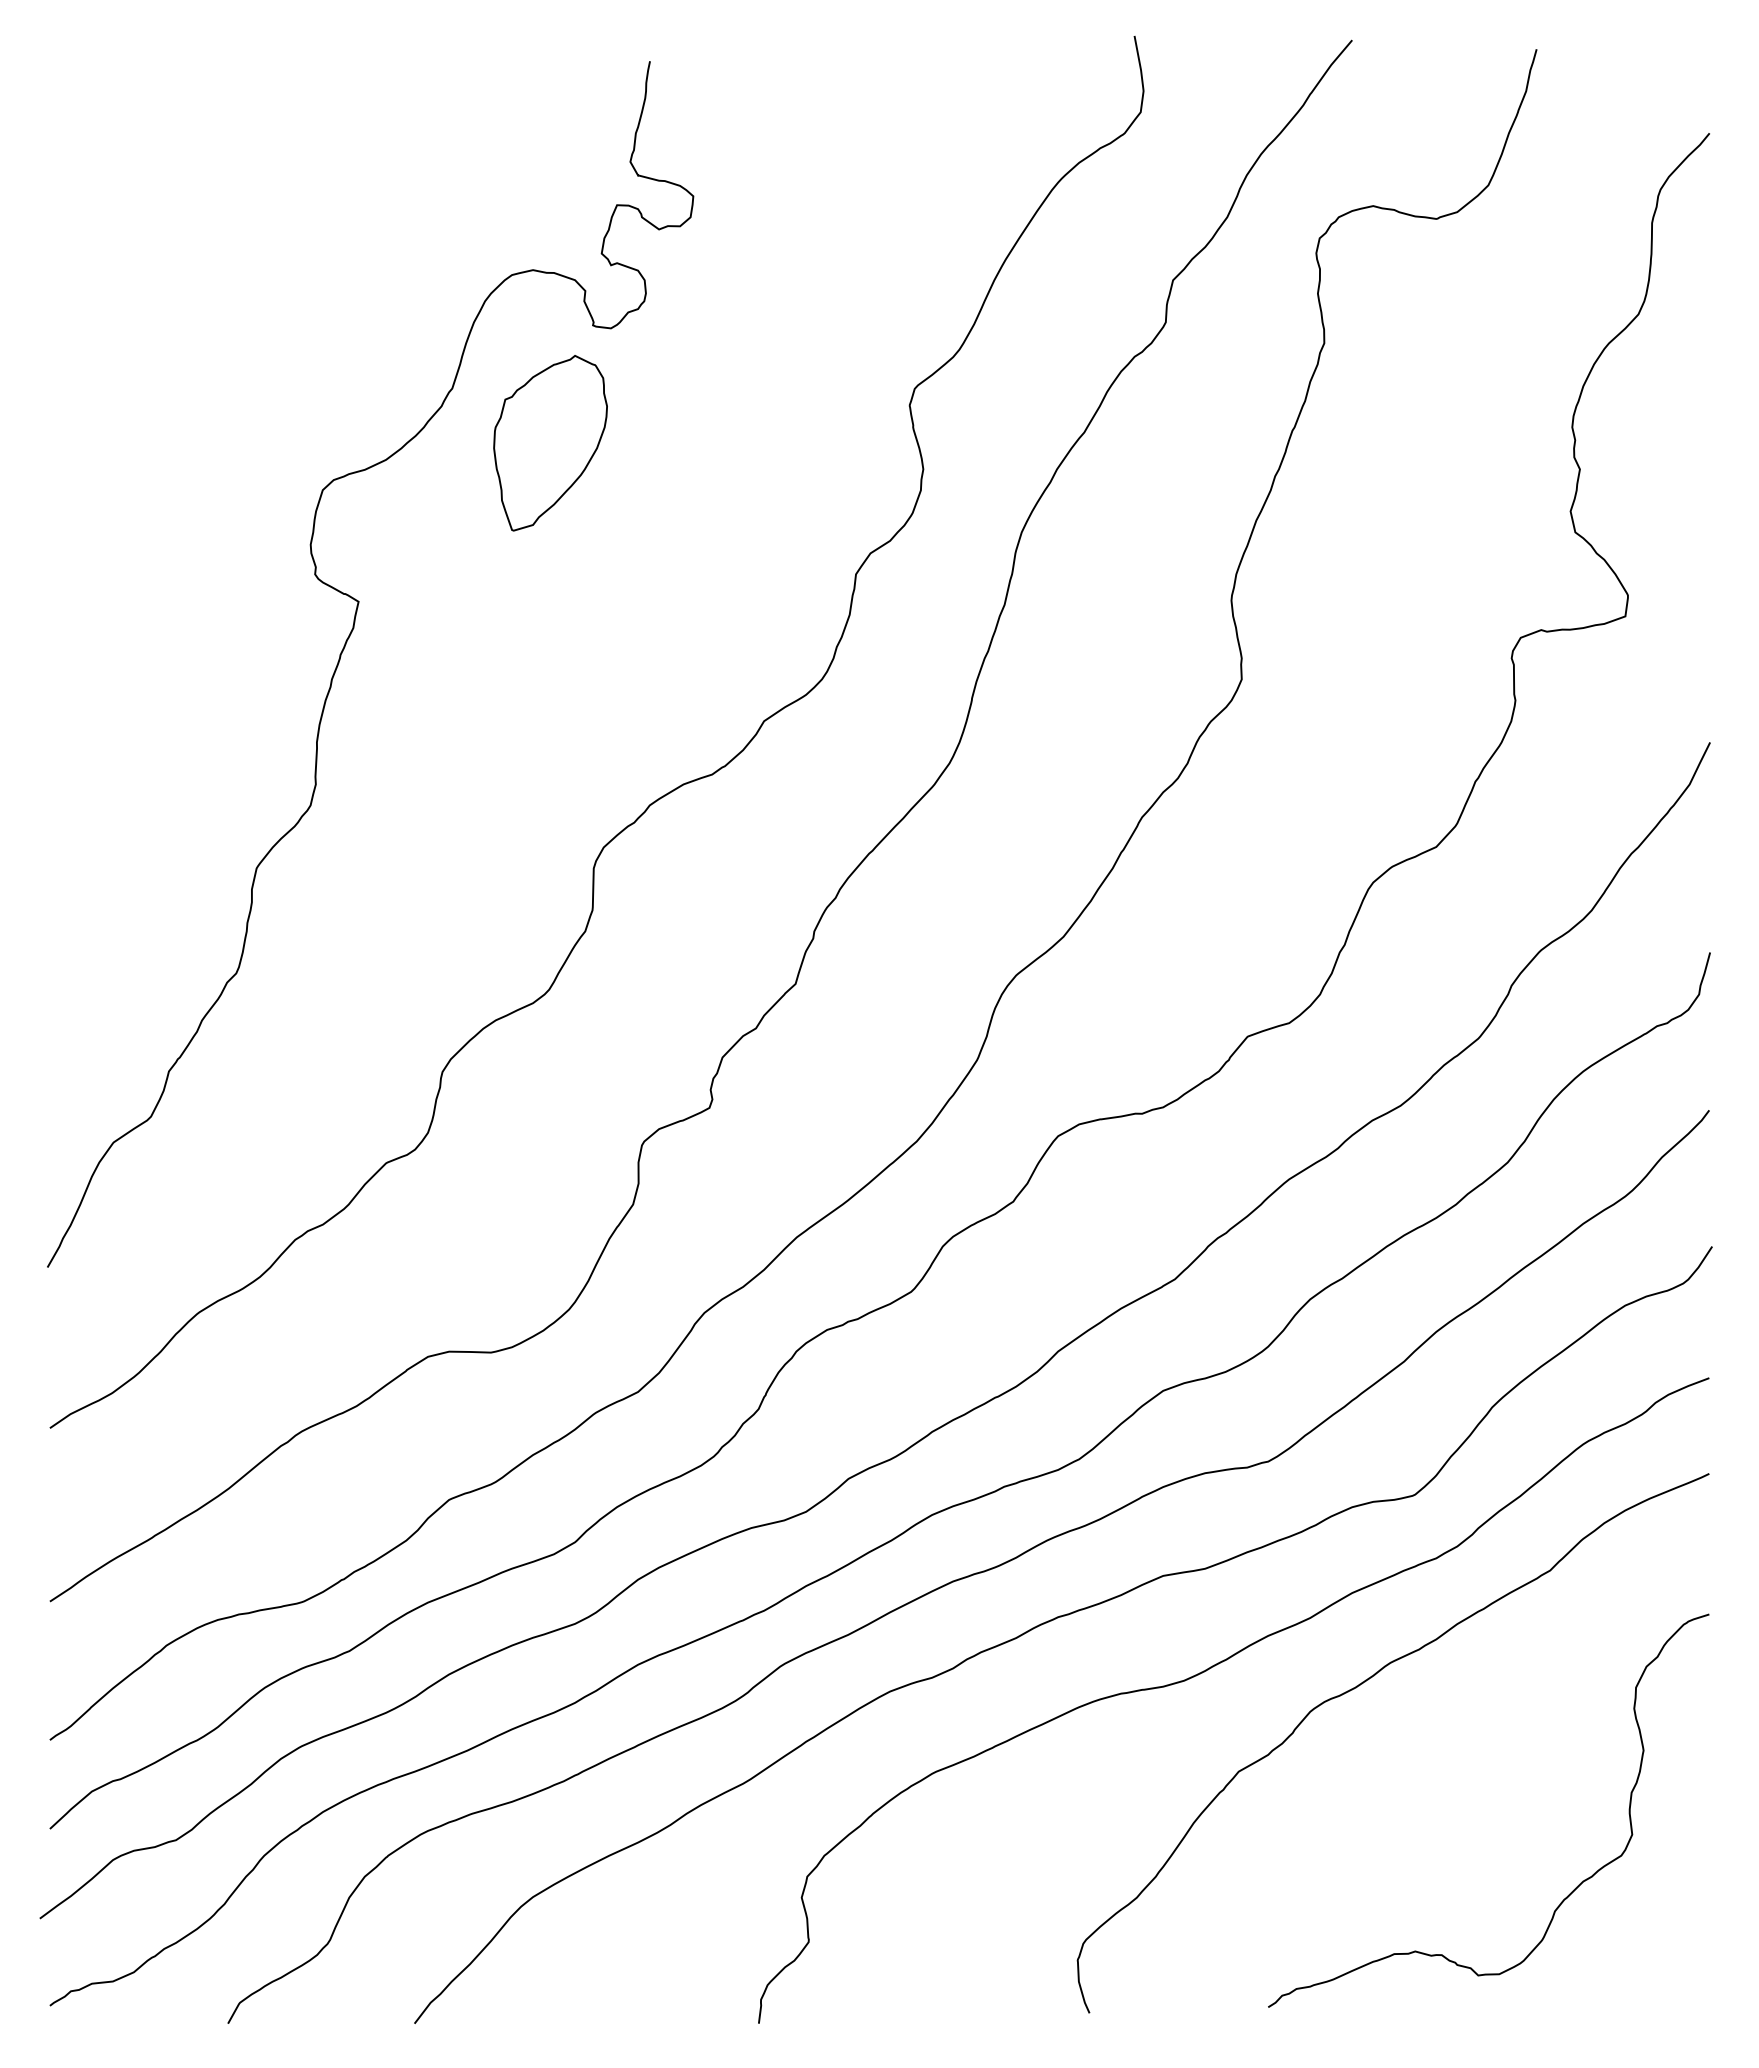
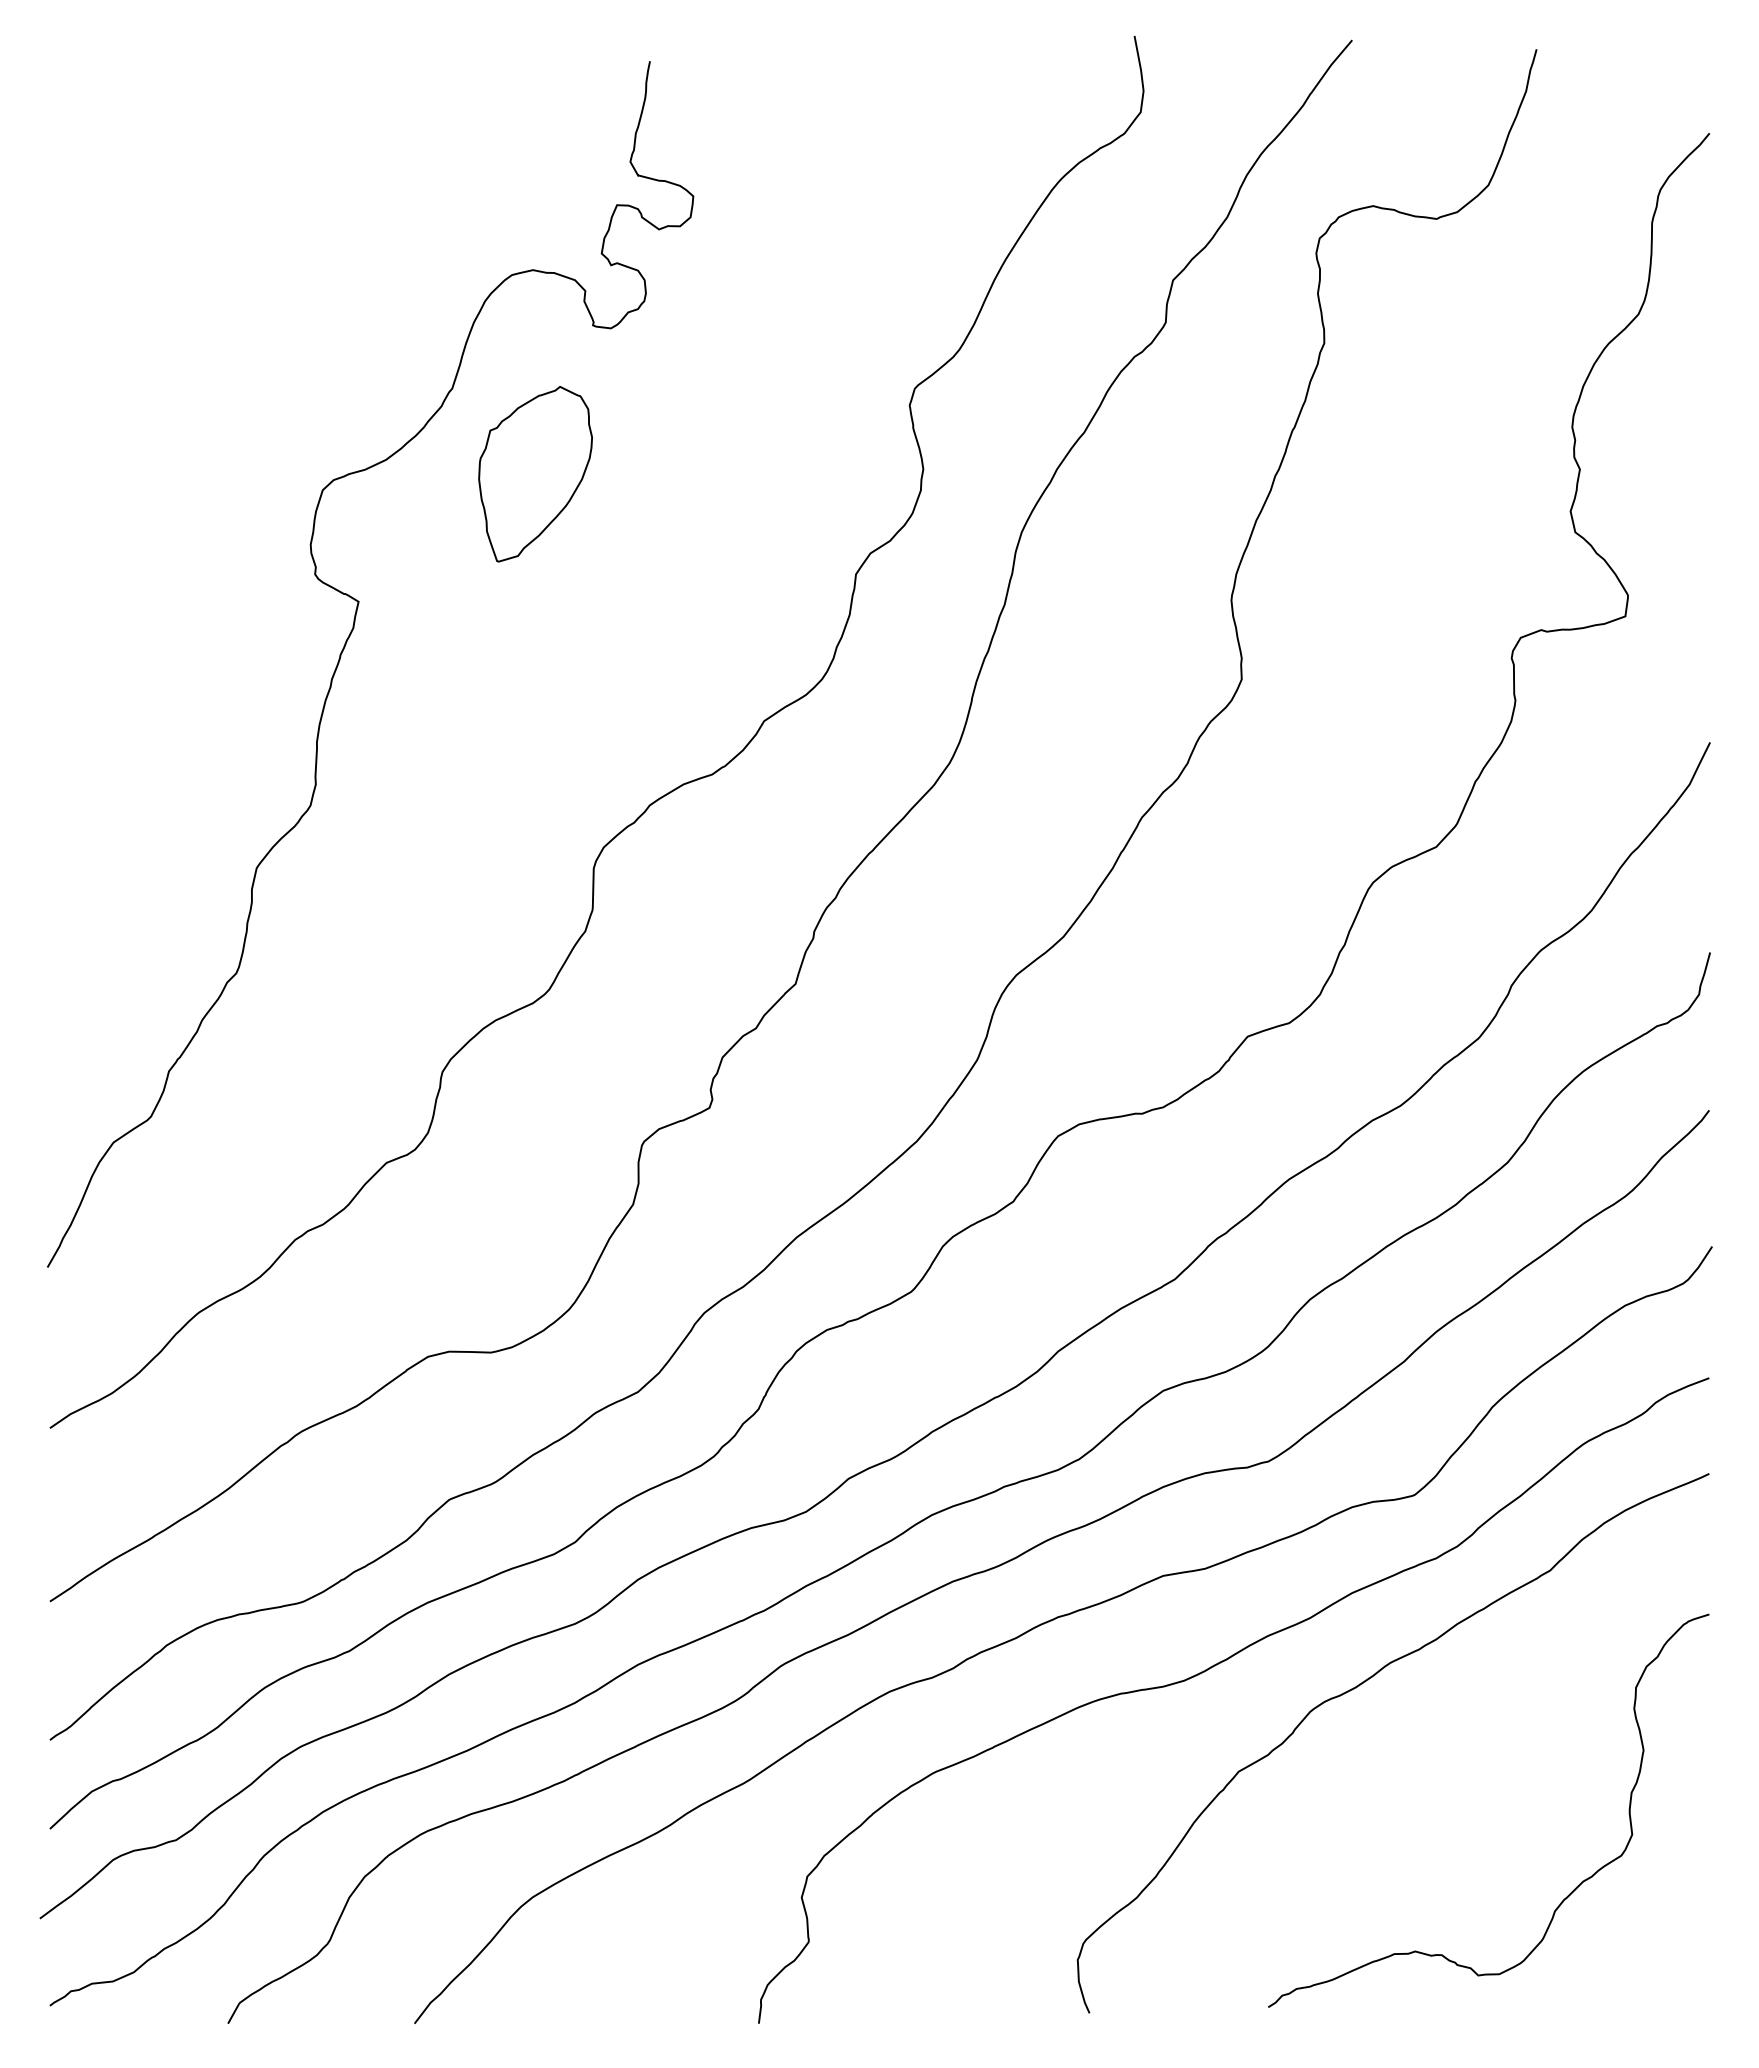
part position: (550, 443) -> (535, 474) (535, 474)
